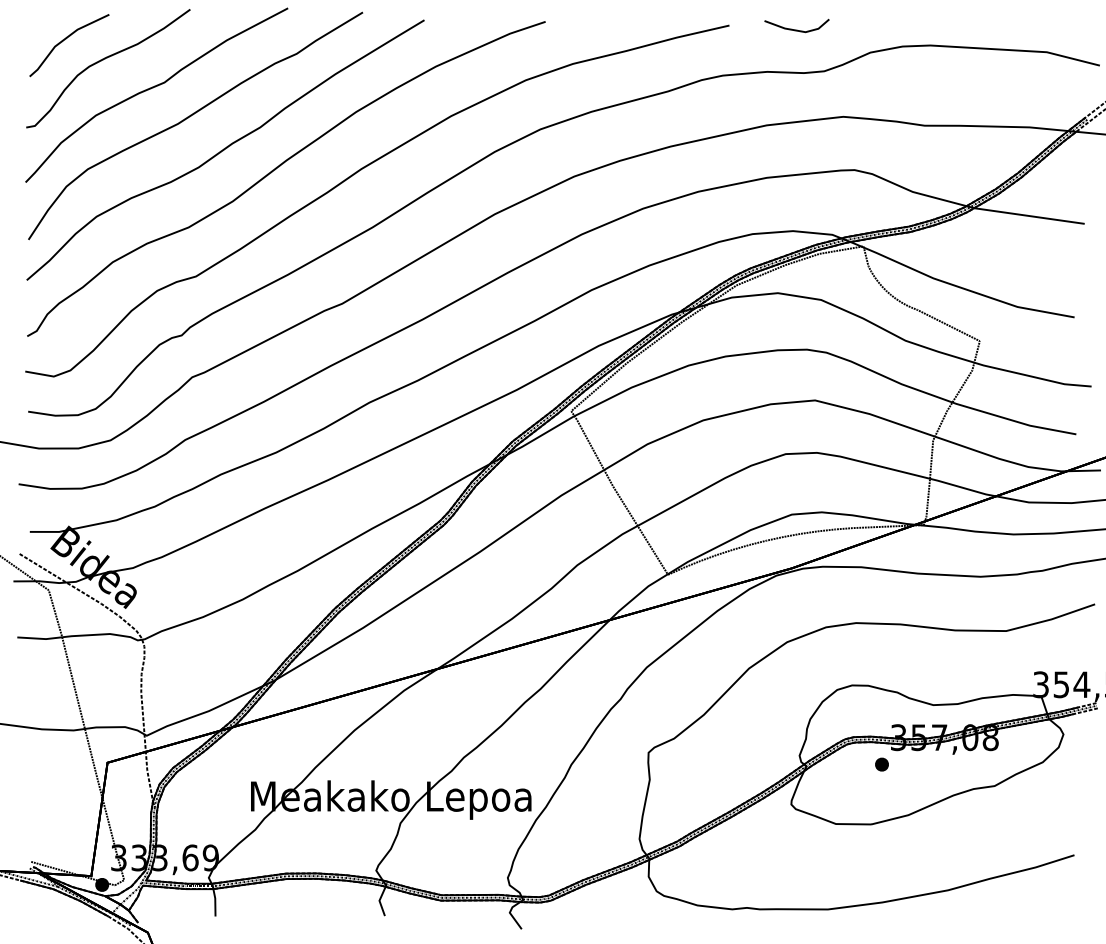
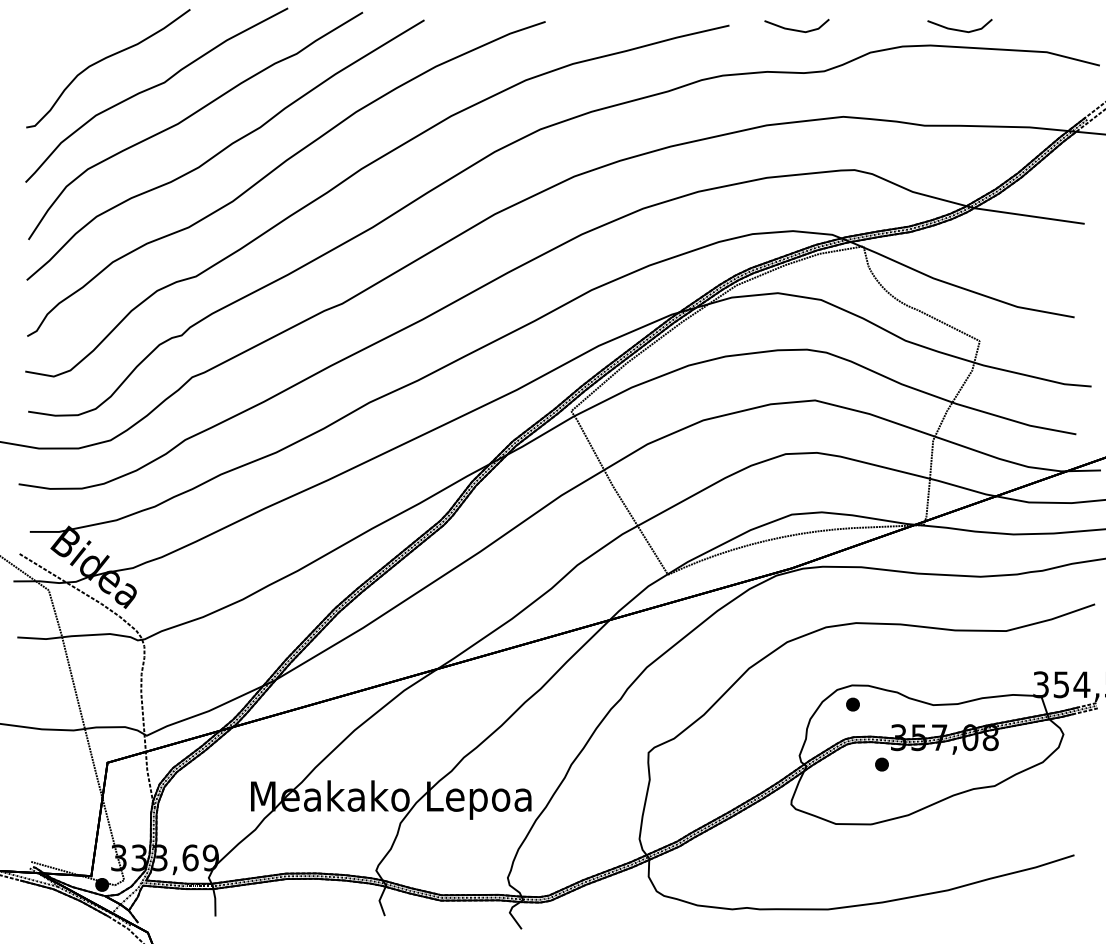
line: none -> present (959, 29)
part: present -> none (66, 39)
part: none -> present (852, 704)
